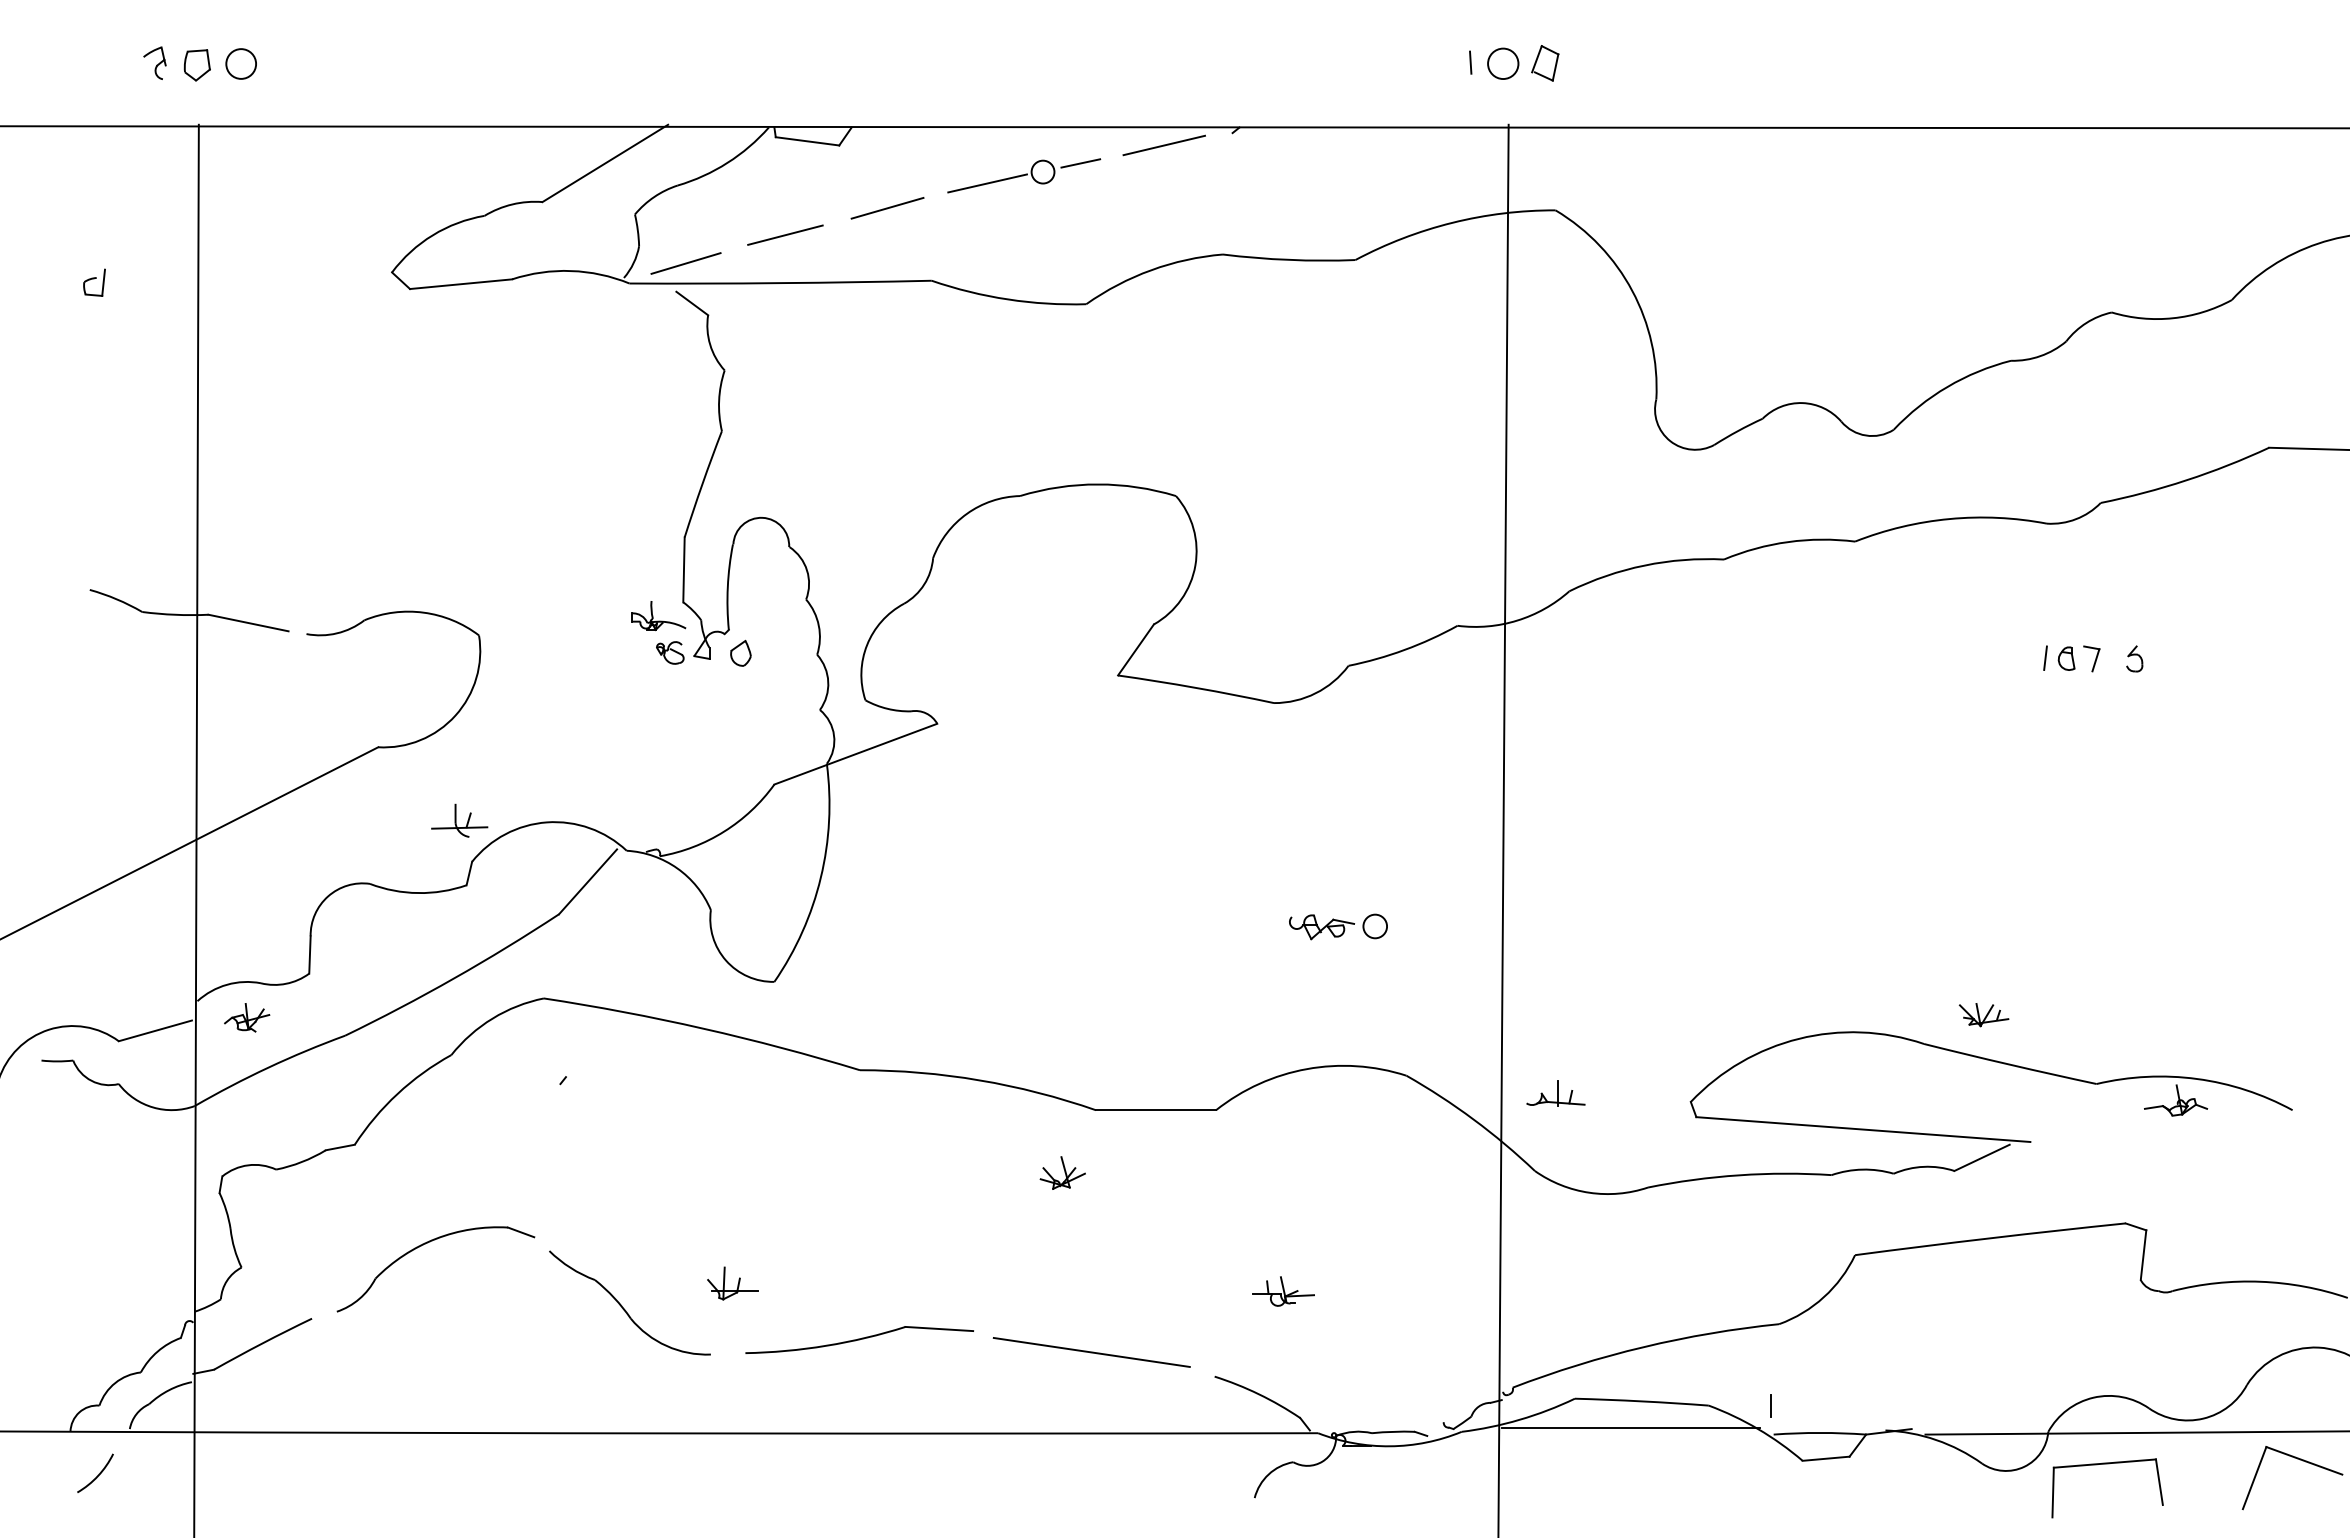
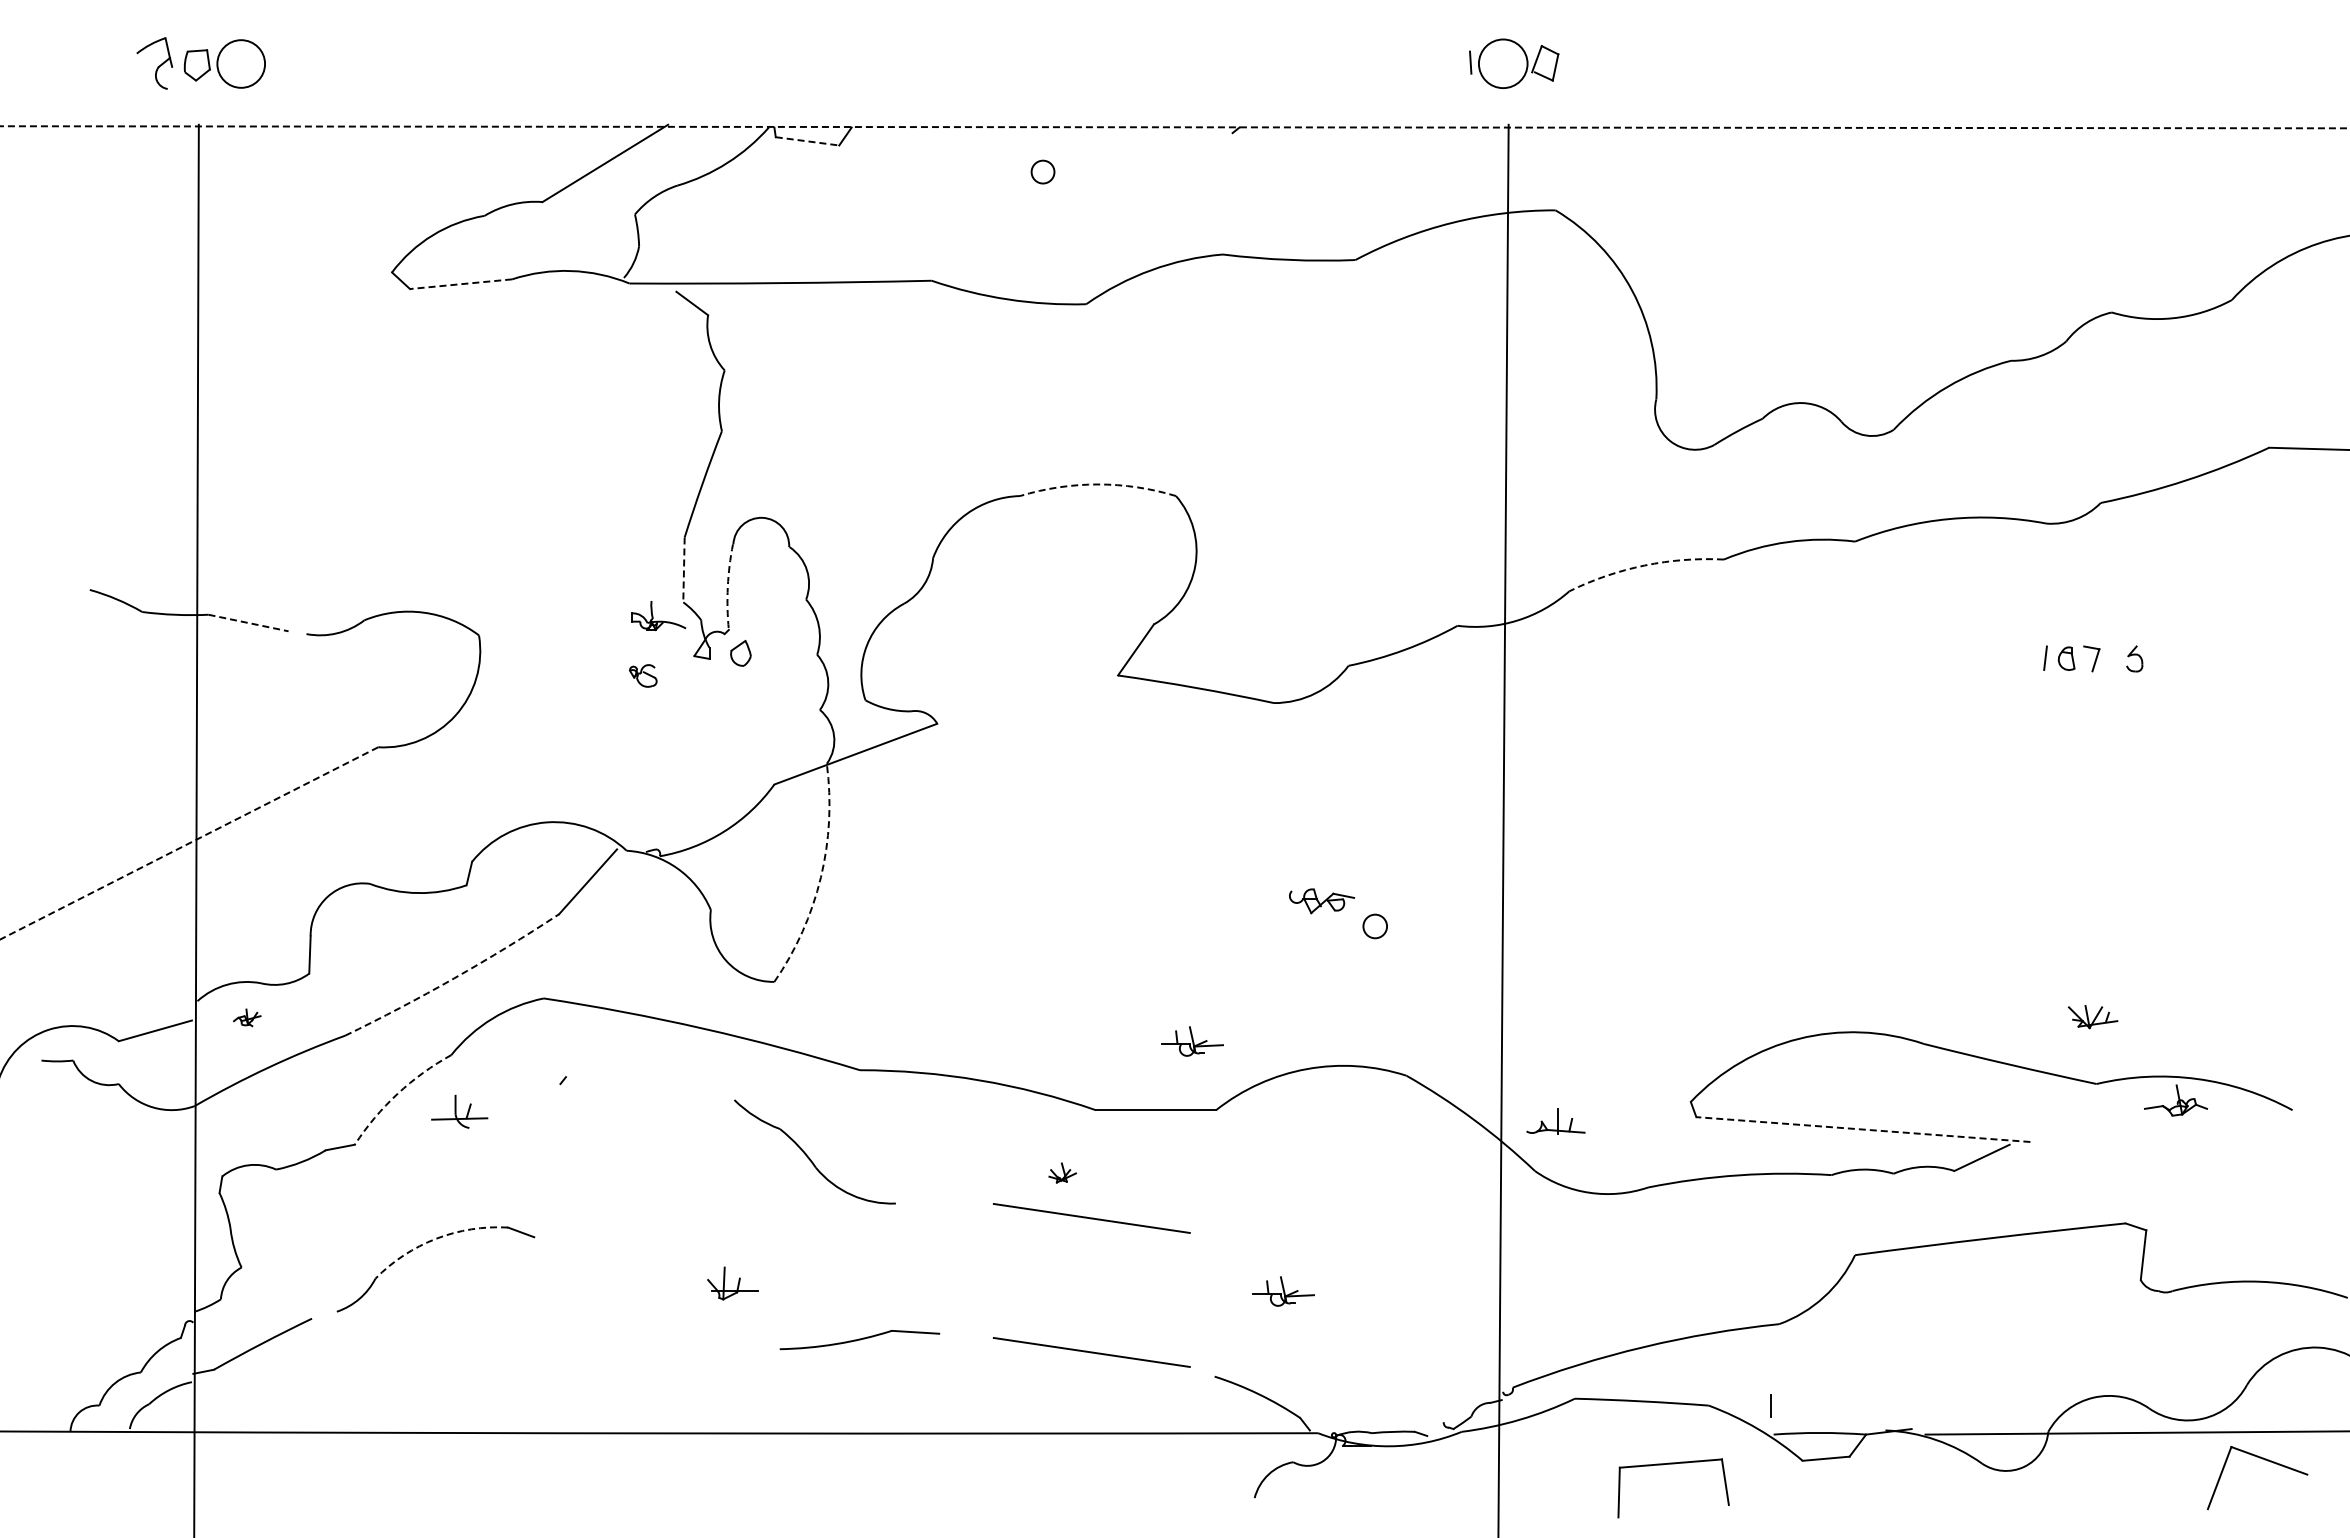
part size: 24x34 px -> 38x53 px (154, 63)
circle diameter: 30 px -> 48 px (241, 63)
circle diameter: 30 px -> 49 px (1502, 63)
line: solid -> dashed (1175, 127)
line: solid -> dashed (808, 141)
line: present -> none (1164, 145)
line: present -> none (1080, 163)
line: present -> none (987, 183)
line: present -> none (887, 207)
line: present -> none (785, 234)
line: present -> none (685, 263)
part: present -> none (94, 282)
line: solid -> dashed (460, 284)
arc: solid -> dashed (1098, 484)
arc: solid -> dashed (1644, 565)
line: solid -> dashed (683, 570)
arc: solid -> dashed (727, 587)
line: solid -> dashed (248, 623)
part position: (670, 652) -> (643, 675) (643, 675)
part position: (459, 820) -> (459, 1111) (459, 1111)
line: solid -> dashed (189, 843)
arc: solid -> dashed (820, 877)
part position: (1321, 927) -> (1321, 901) (1321, 901)
arc: solid -> dashed (454, 978)
part position: (1983, 1015) -> (2092, 1017) (2092, 1017)
part size: 47x30 px -> 29x20 px (247, 1017)
part: none -> present (1192, 1041)
arc: solid -> dashed (397, 1093)
part position: (1555, 1093) -> (1555, 1121) (1555, 1121)
line: solid -> dashed (1862, 1129)
part size: 47x34 px -> 29x22 px (1062, 1172)
line: none -> present (1091, 1218)
arc: solid -> dashed (436, 1238)
part position: (622, 1305) -> (807, 1154) (807, 1154)
part size: 230x28 px -> 162x22 px (859, 1339)
line: present -> none (1630, 1427)
part position: (2297, 1459) -> (2262, 1459) (2262, 1459)
part position: (2107, 1464) -> (1673, 1464) (1673, 1464)
arc: present -> none (98, 1474)
